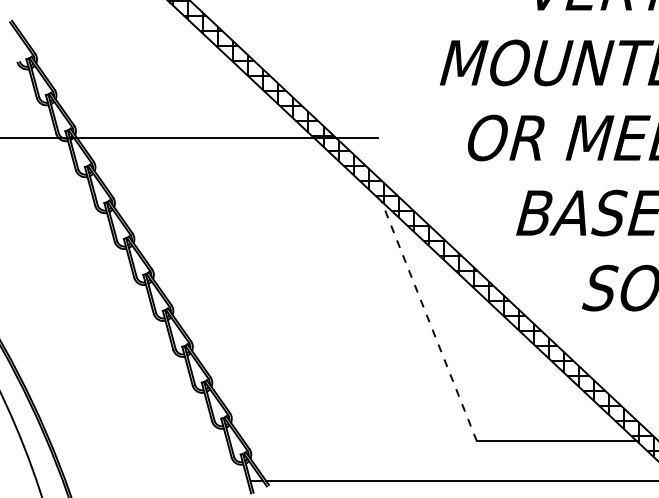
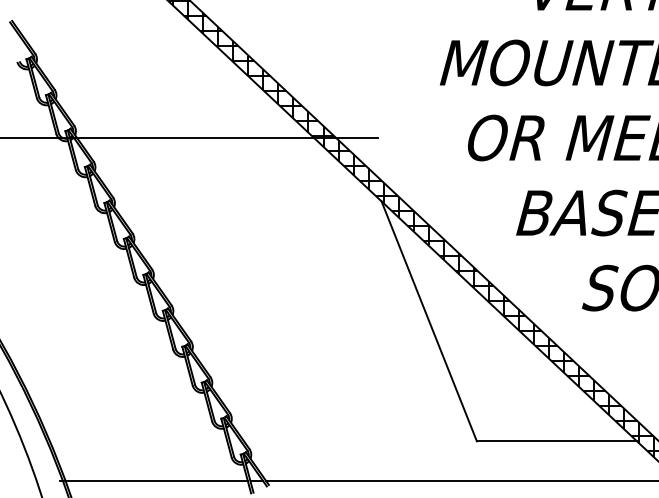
line: dashed -> solid (428, 320)
line: none -> present (153, 481)
